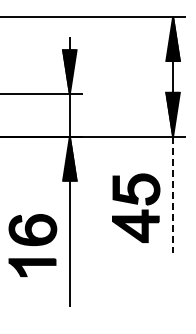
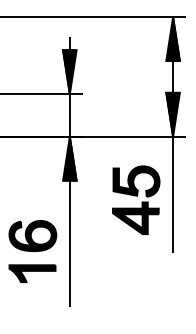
line: dashed -> solid (173, 194)
part position: (136, 207) -> (136, 199) (136, 199)
part position: (32, 245) -> (32, 251) (32, 251)
